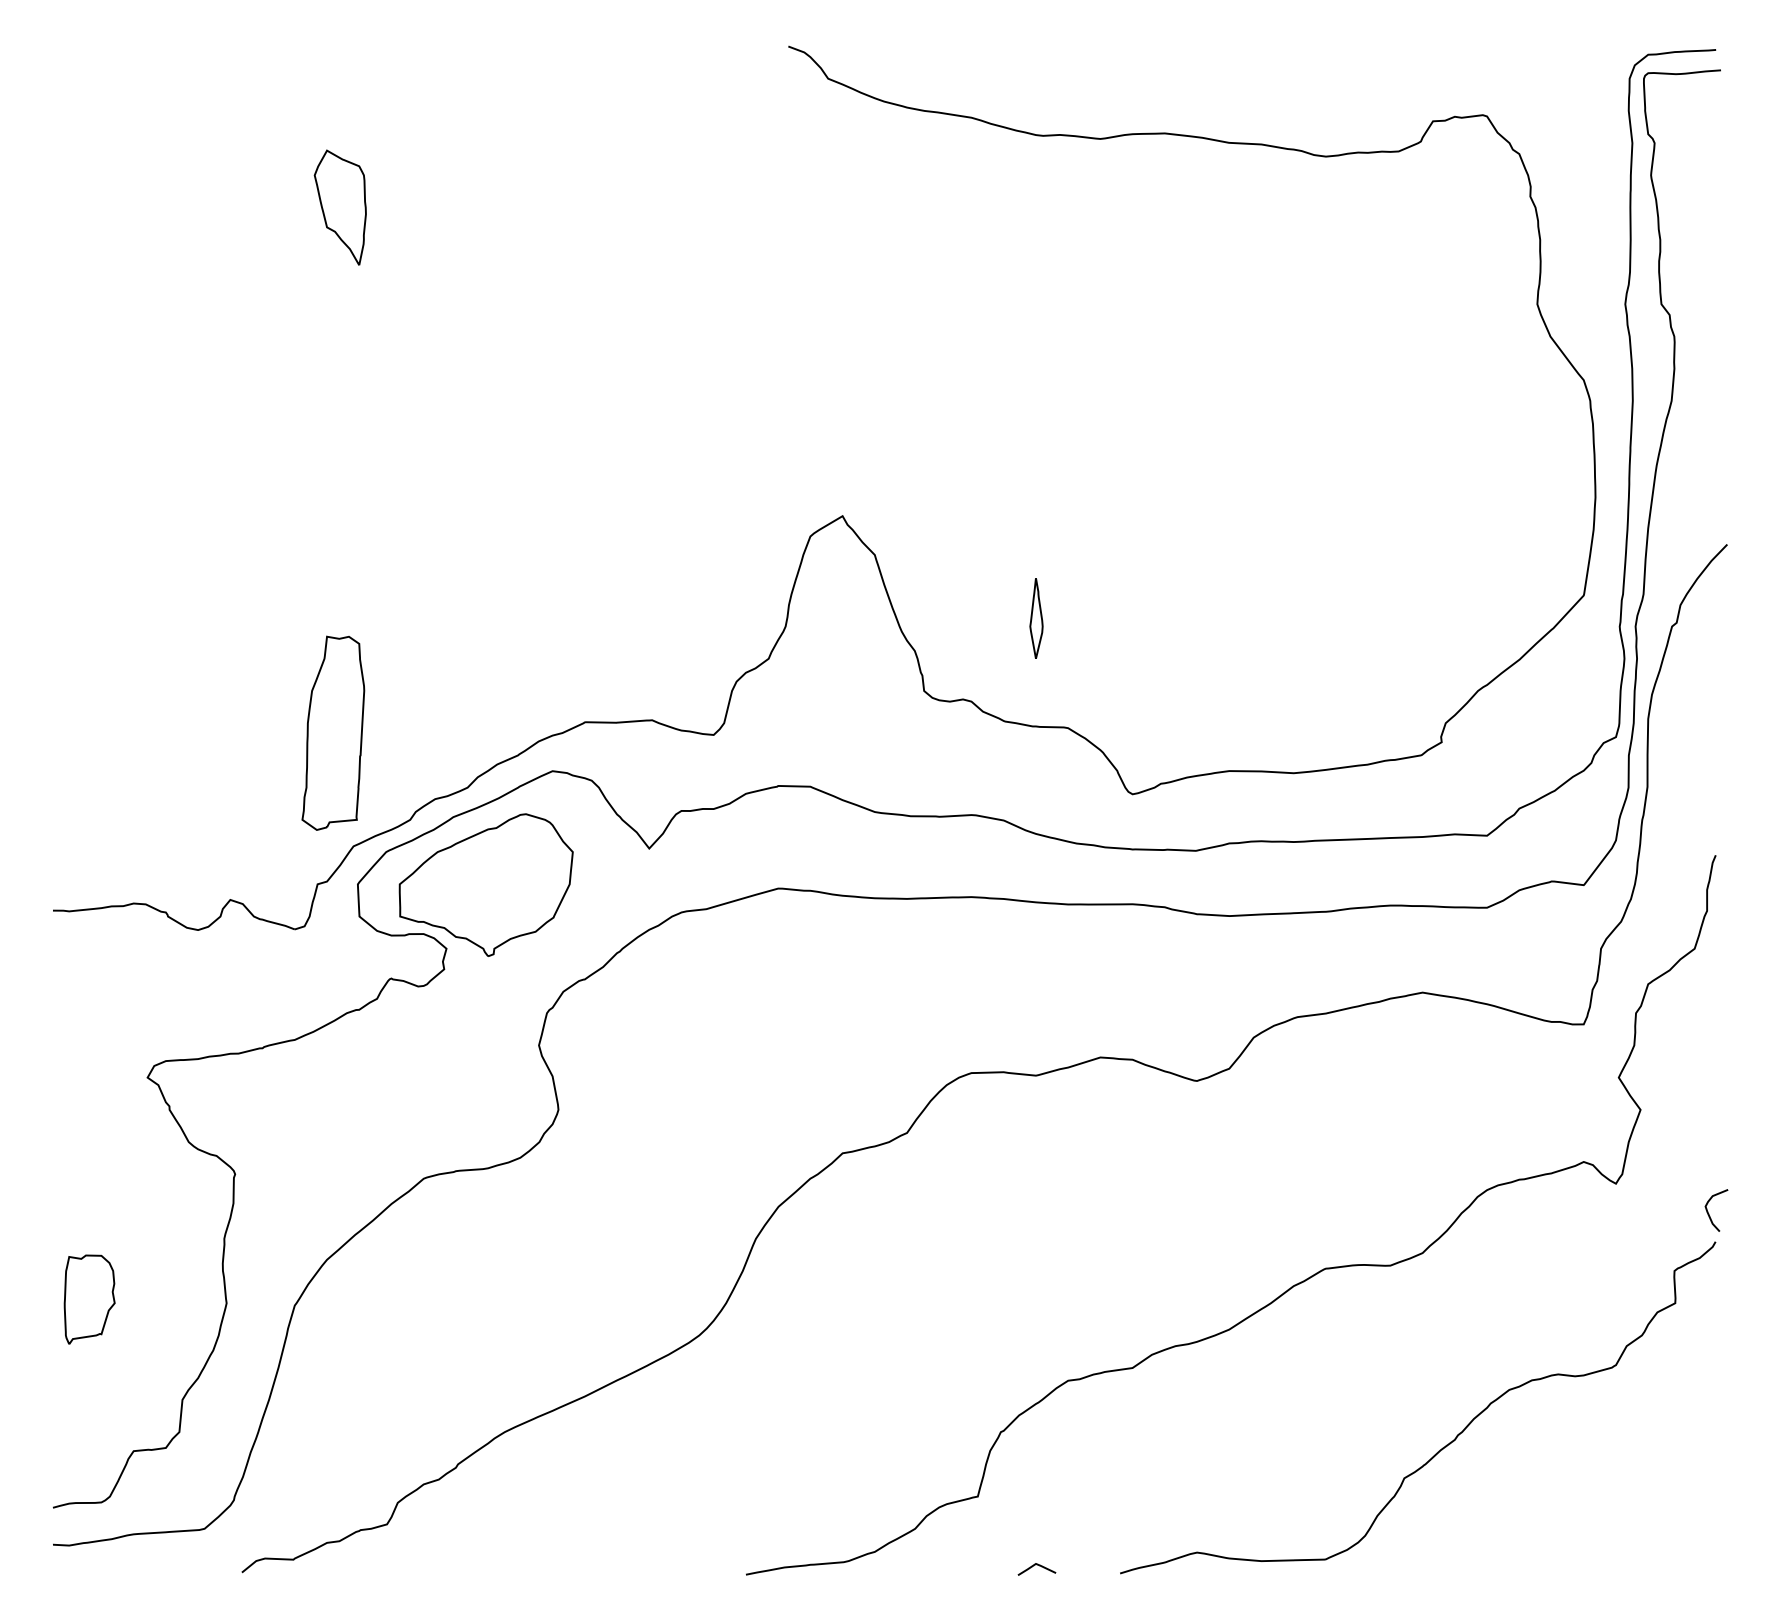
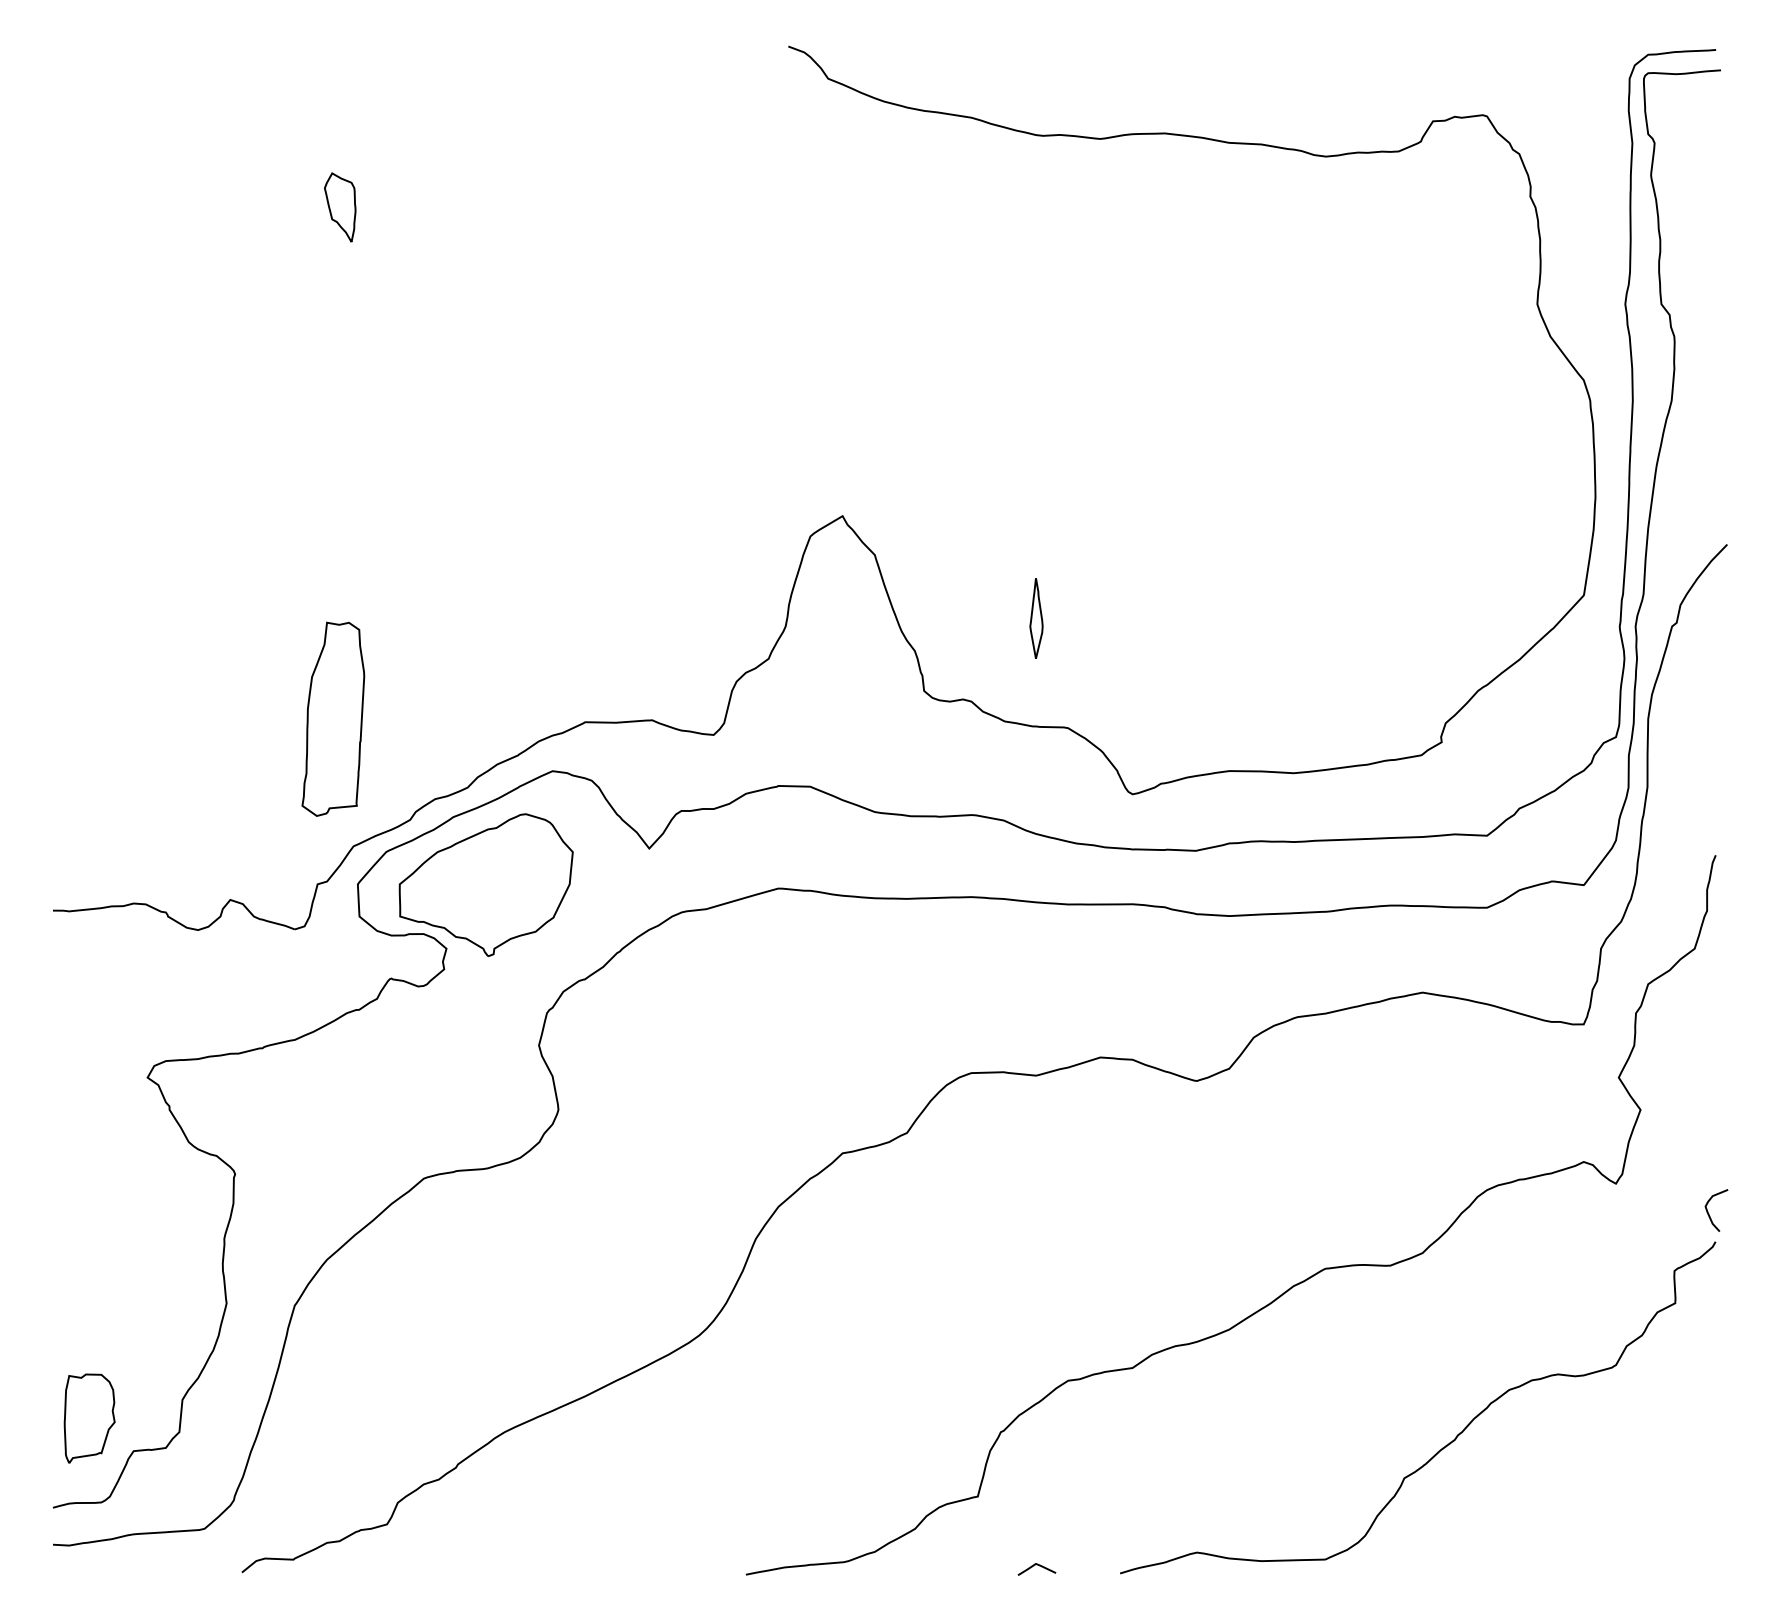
part size: 54x117 px -> 33x71 px (340, 207)
part position: (333, 732) -> (333, 718) (333, 718)
part position: (89, 1299) -> (89, 1418) (89, 1418)
